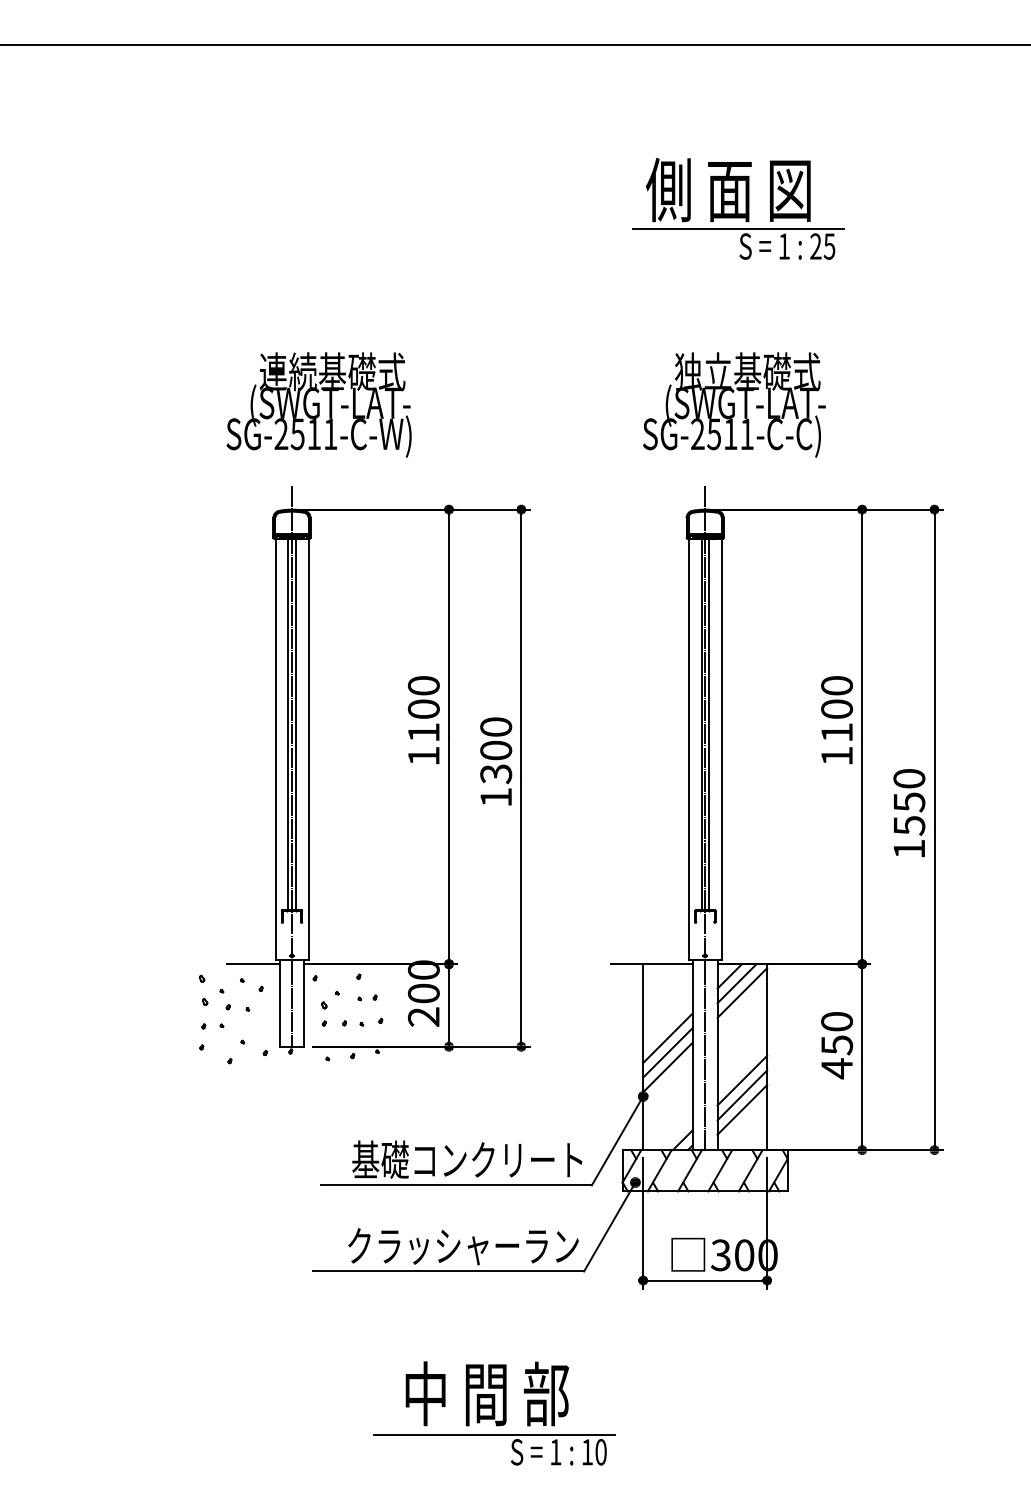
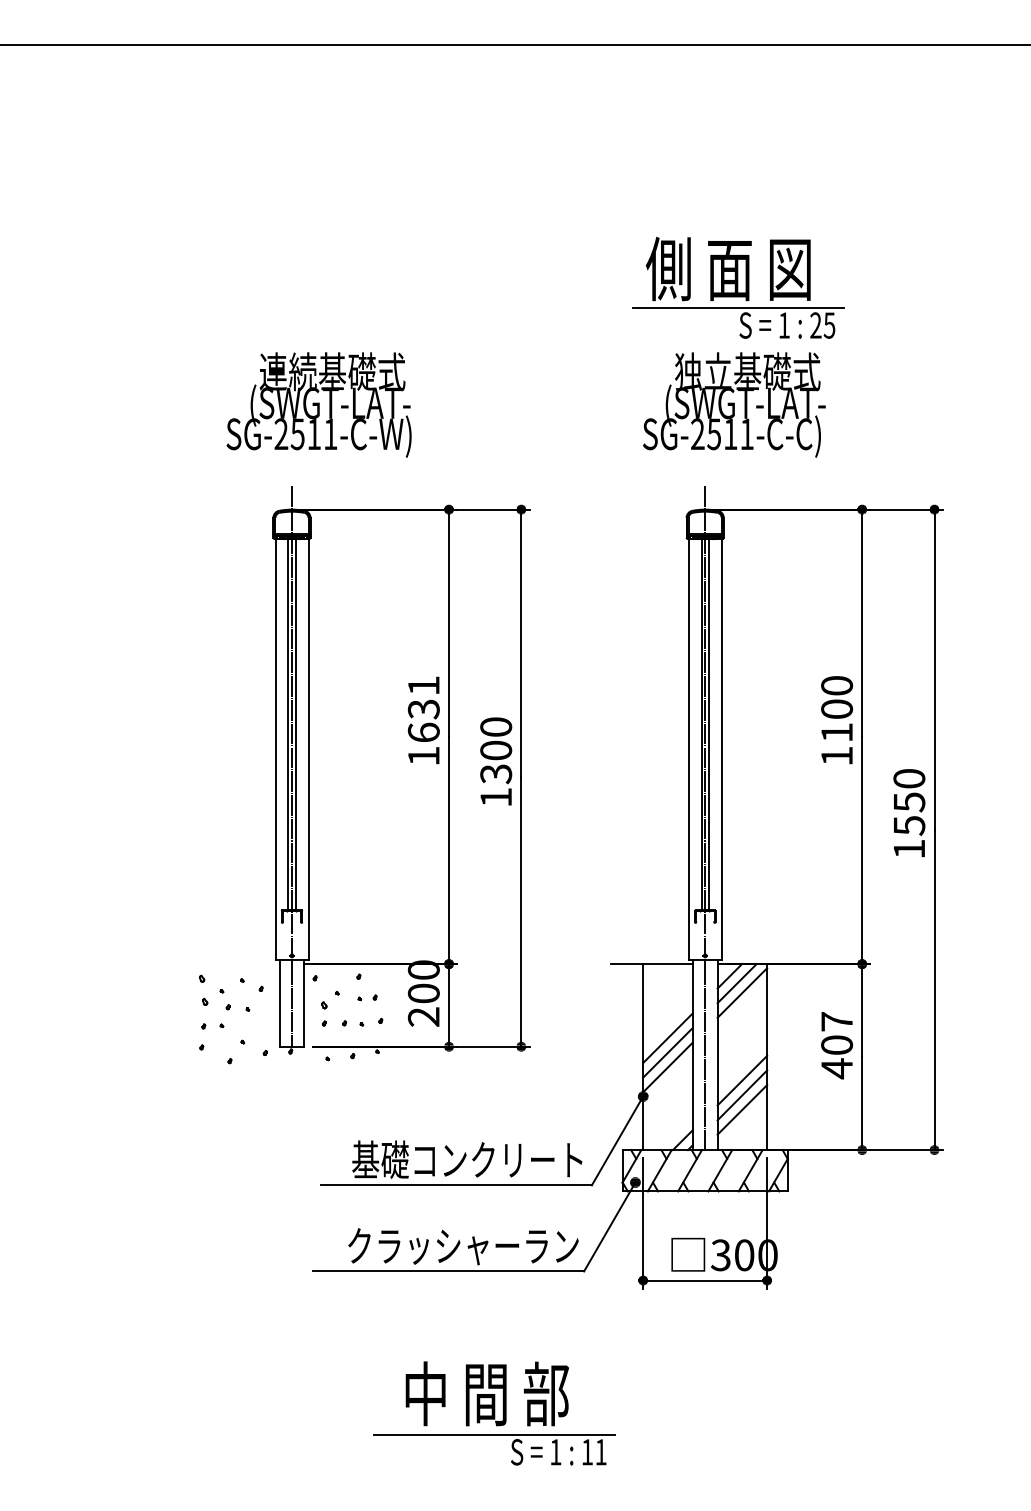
part position: (738, 208) -> (738, 287) (738, 287)
text: 1100 -> 1631 (423, 708)
line: present -> none (252, 964)
text: 450 -> 407 (837, 1033)
text: 10 -> 11 (600, 1452)
